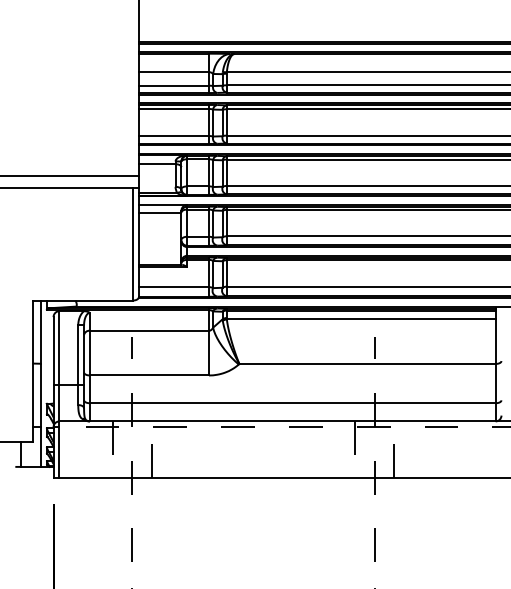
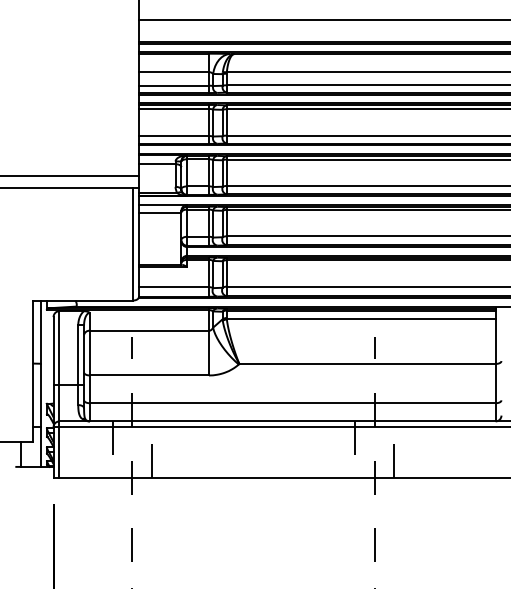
line: none -> present (322, 19)
line: dashed -> solid (284, 427)
